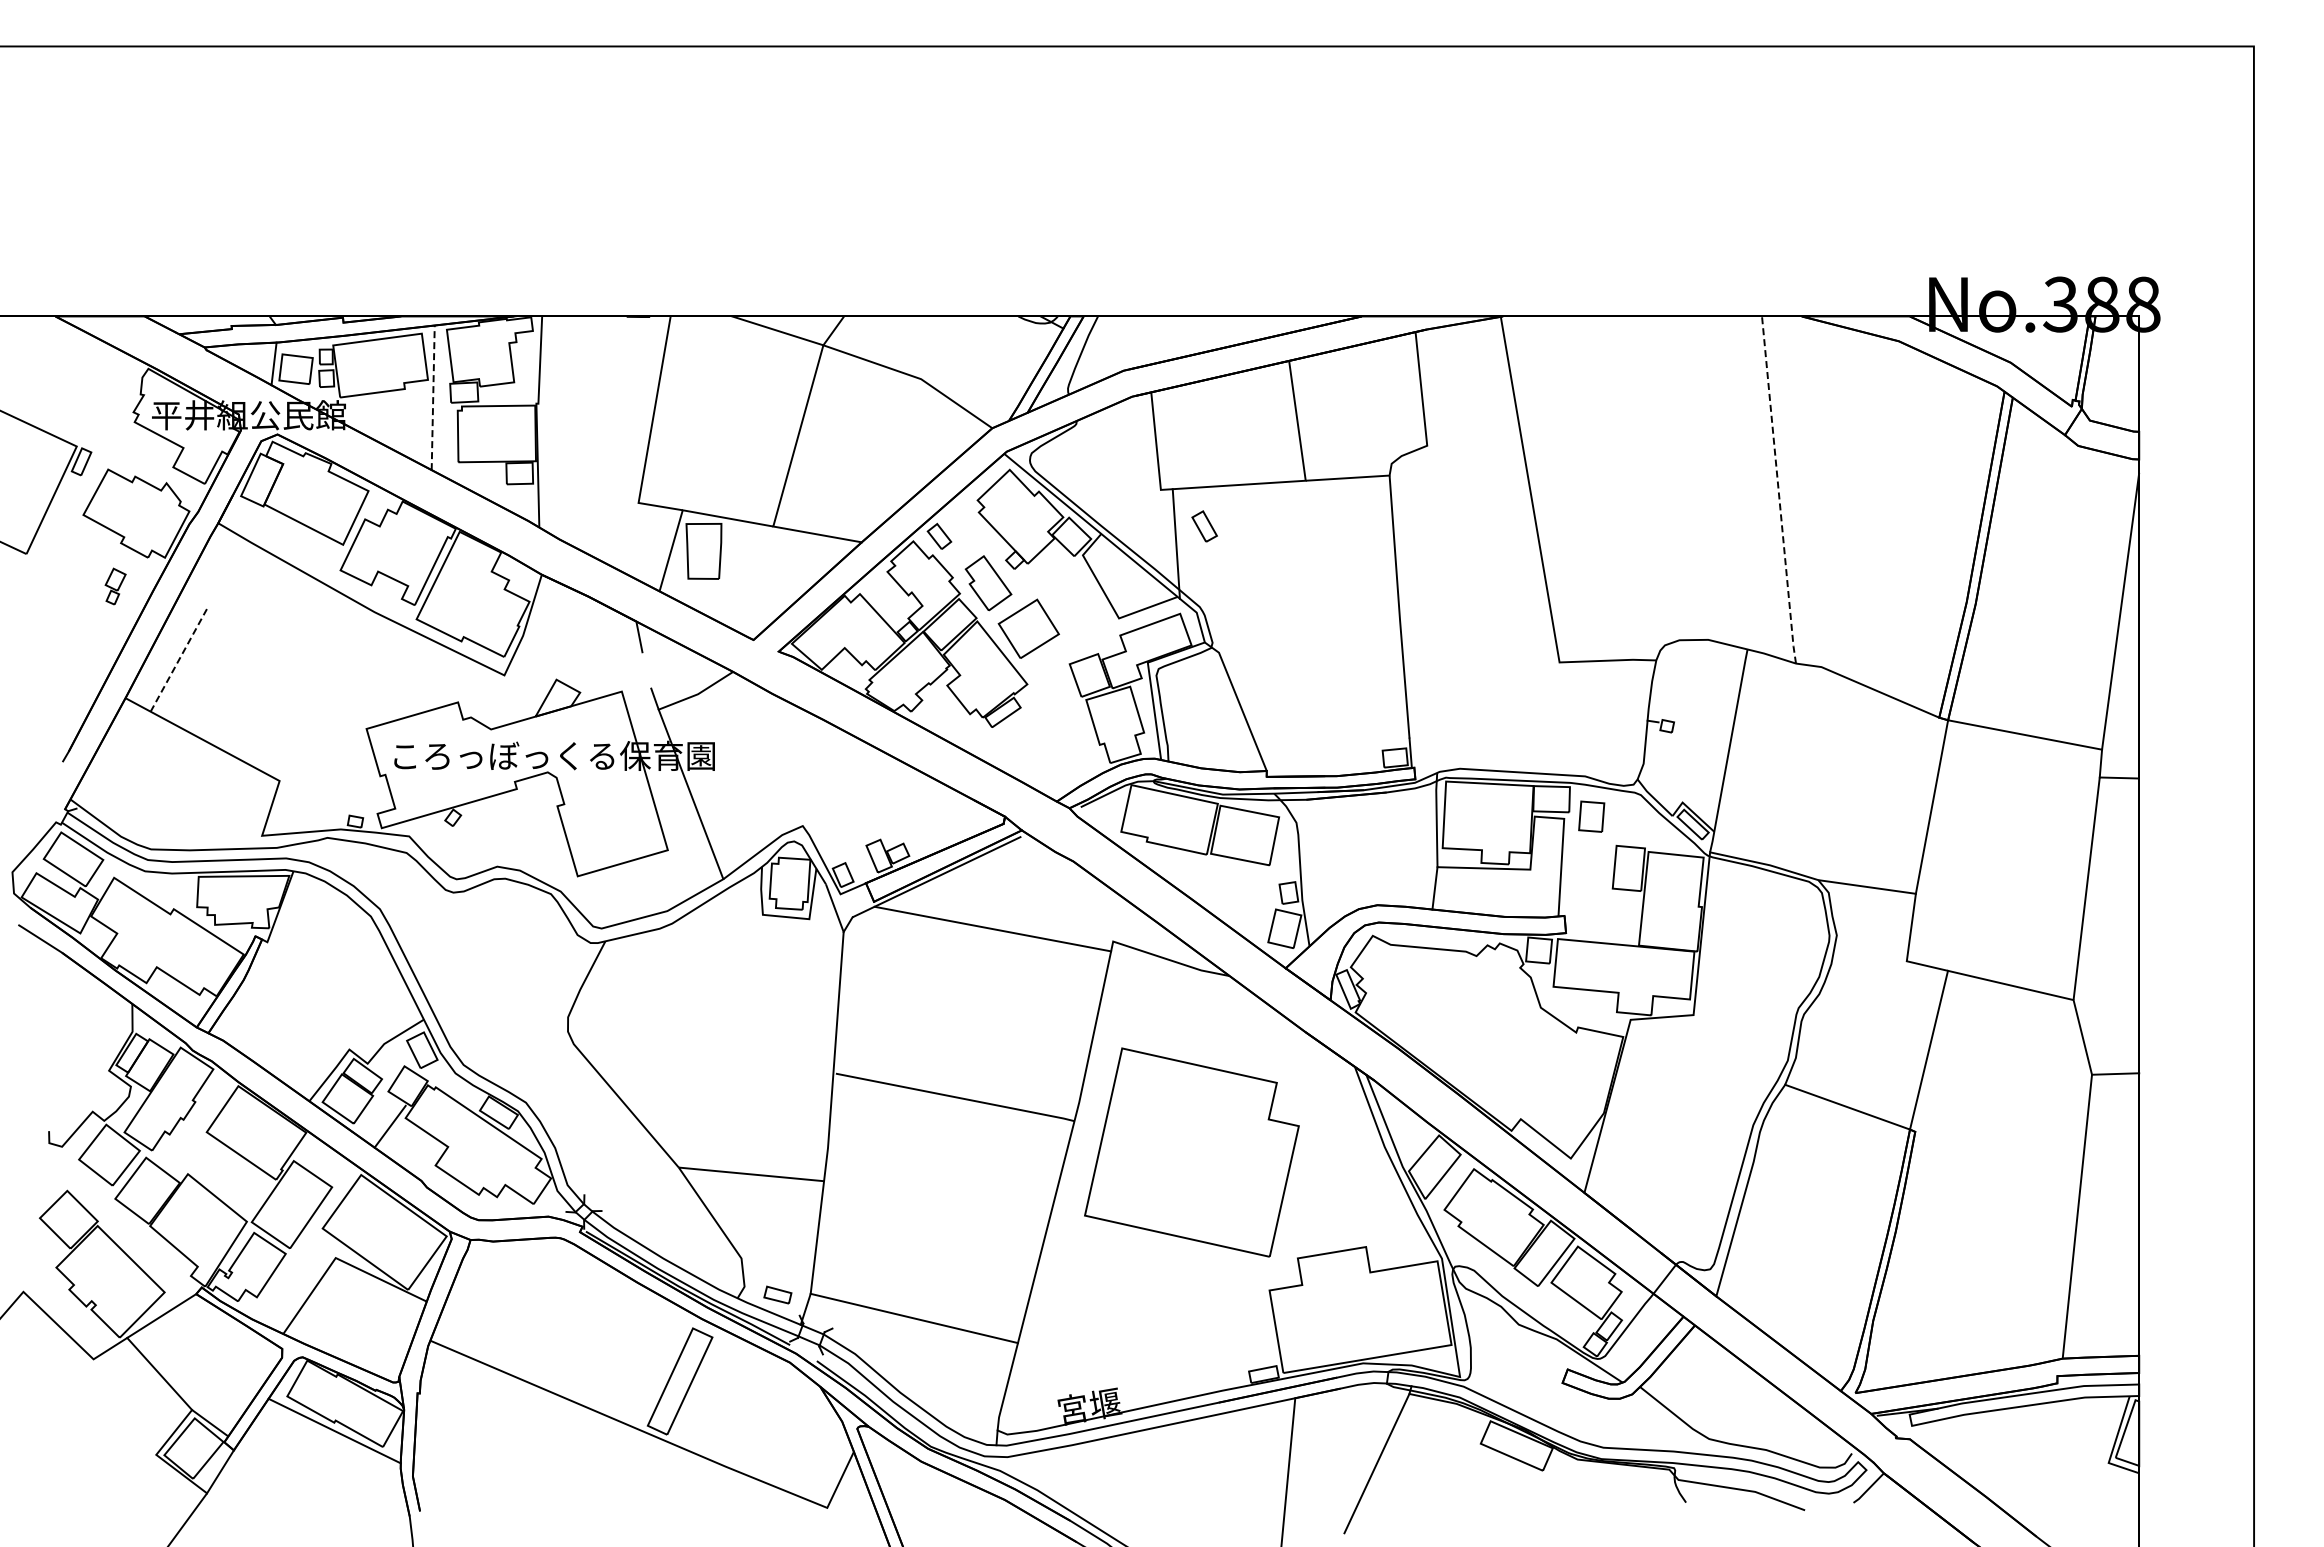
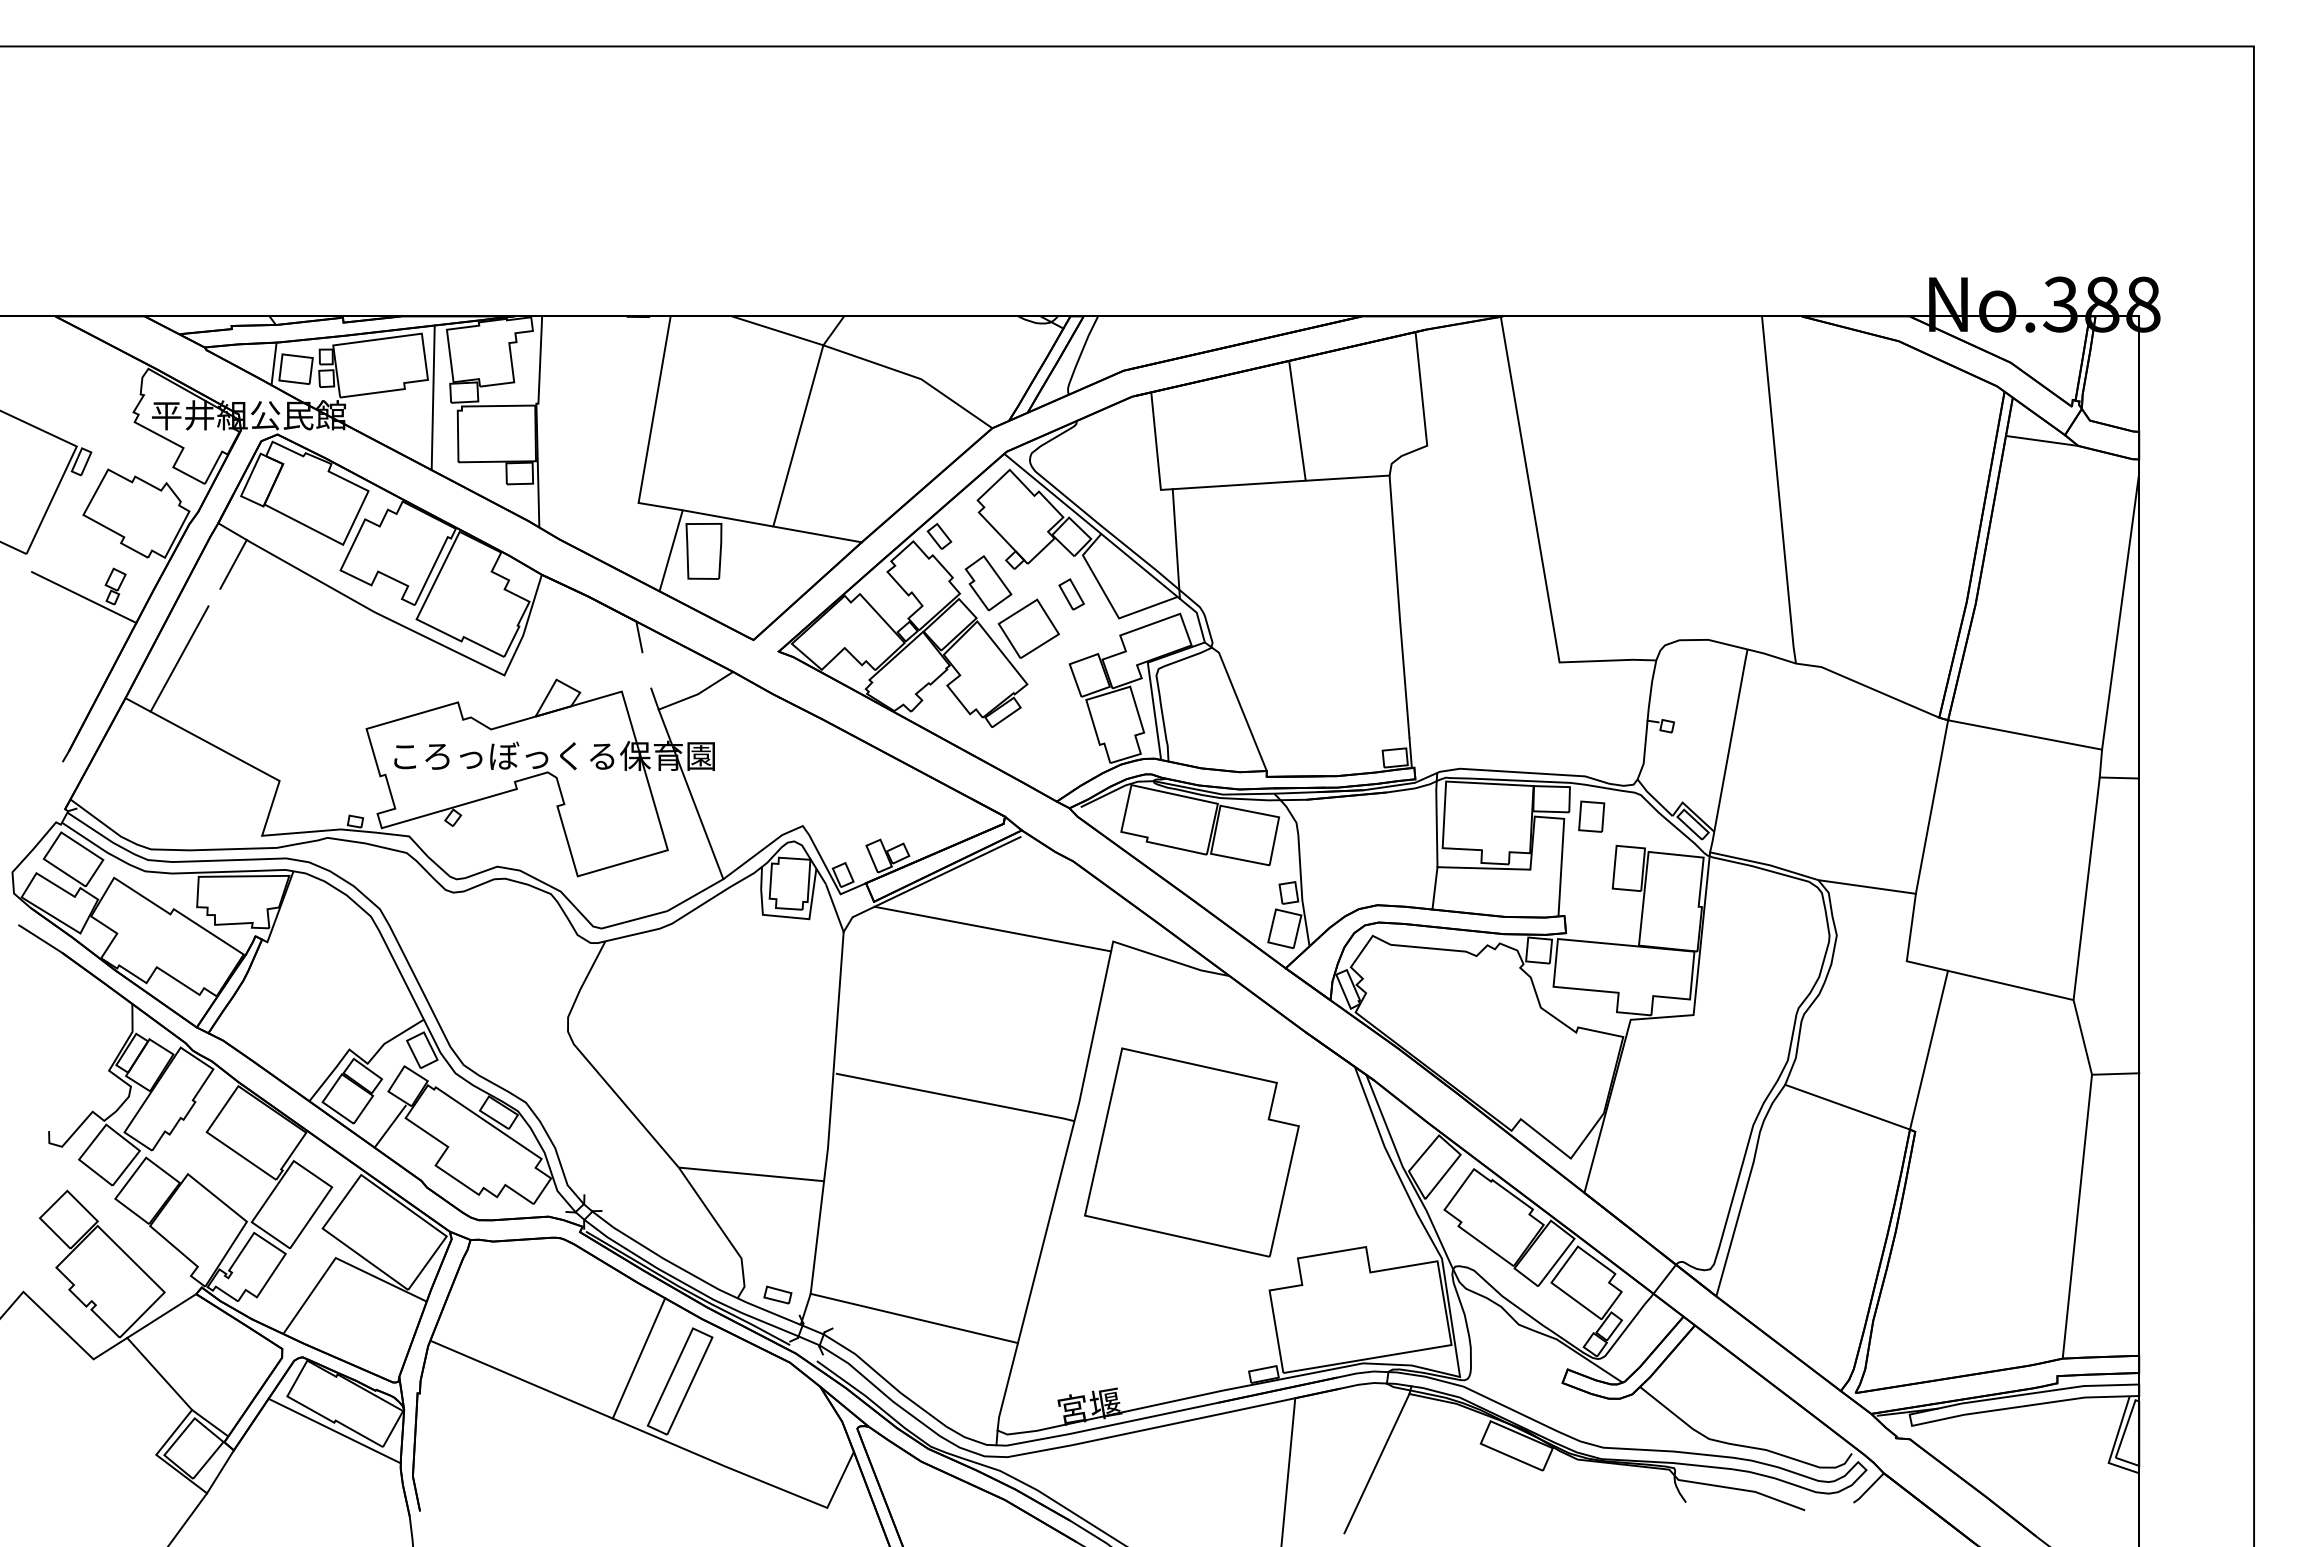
line: dashed -> solid (433, 397)
line: none -> present (2041, 440)
line: dashed -> solid (1778, 490)
part position: (1204, 526) -> (1071, 594) (1071, 594)
line: none -> present (233, 564)
line: none -> present (84, 597)
line: dashed -> solid (179, 658)
line: none -> present (638, 1358)
